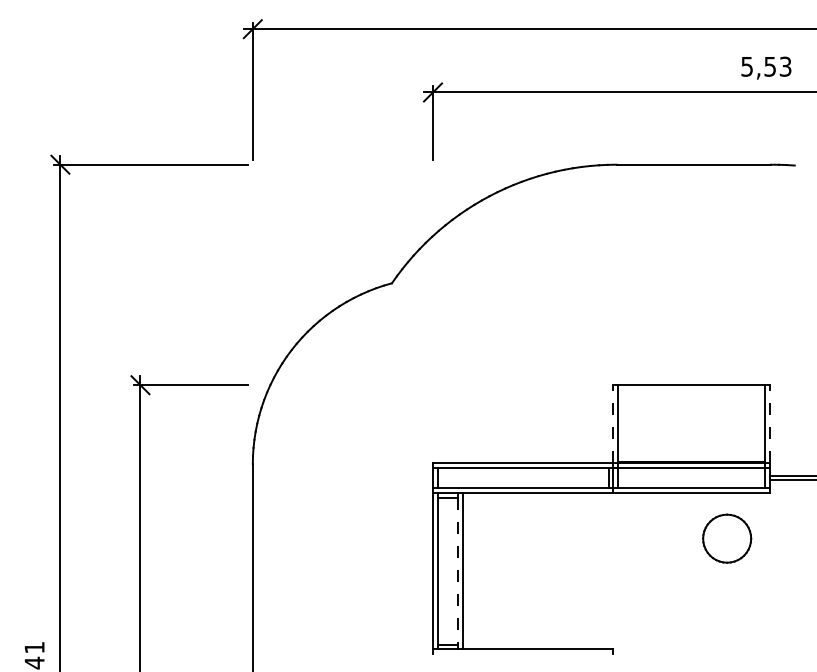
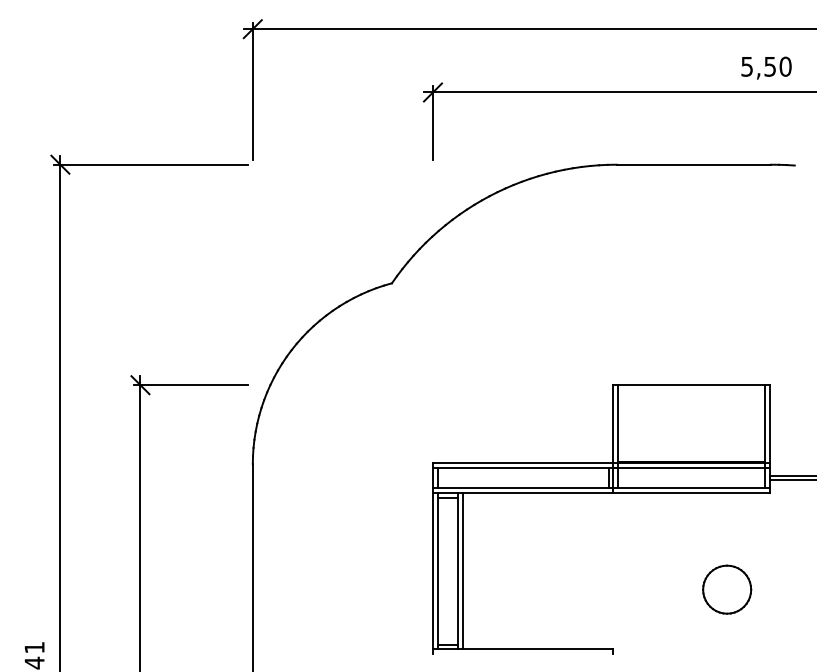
text: 5,53 -> 5,50 (785, 66)
line: dashed -> solid (613, 423)
line: dashed -> solid (769, 423)
part position: (727, 538) -> (727, 589) (727, 589)
line: dashed -> solid (458, 571)
